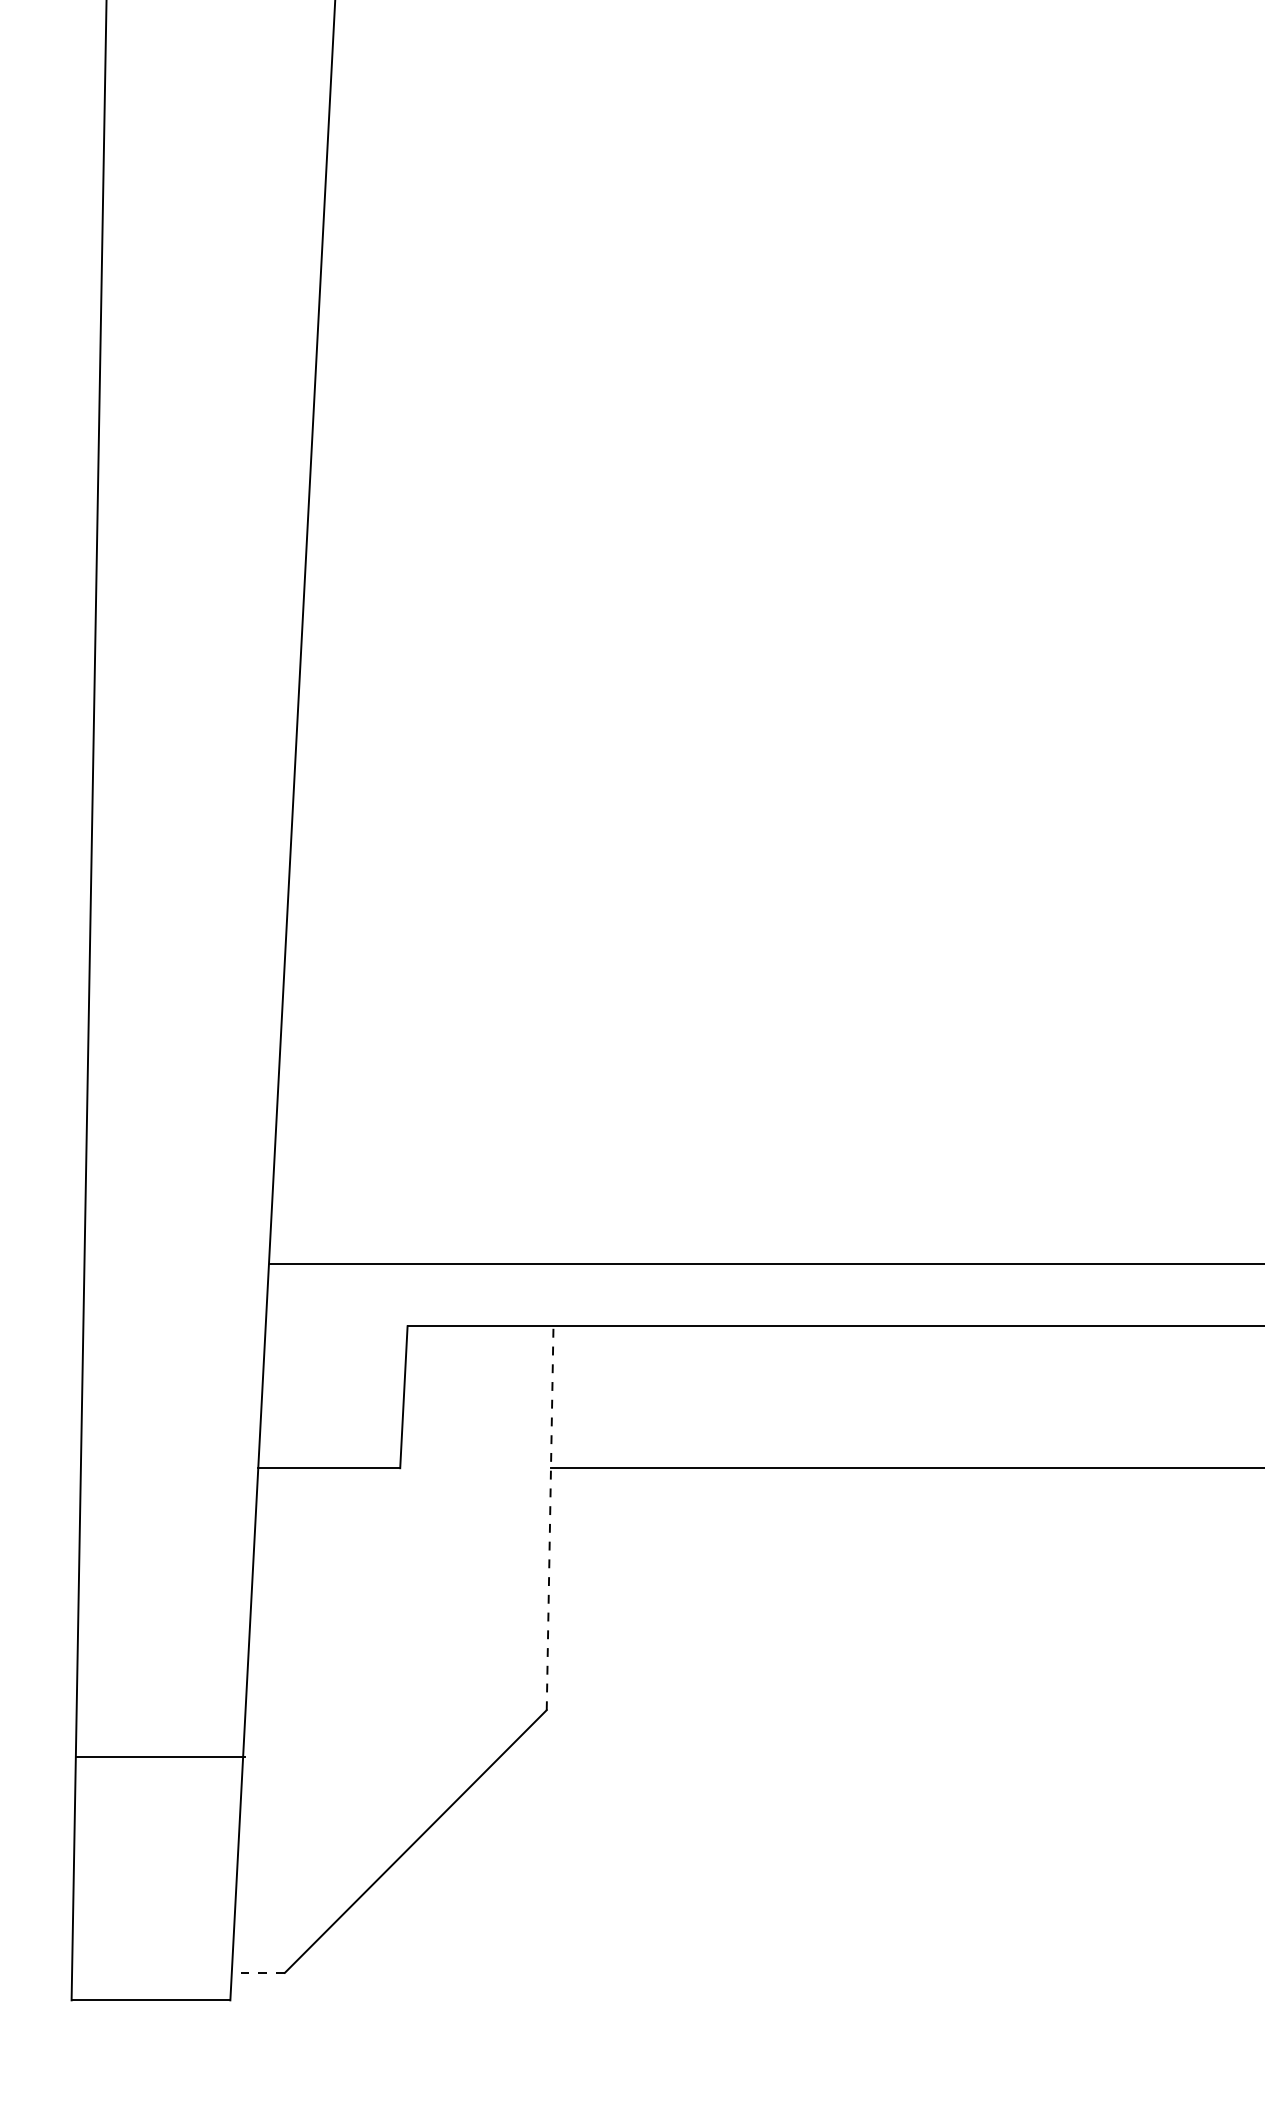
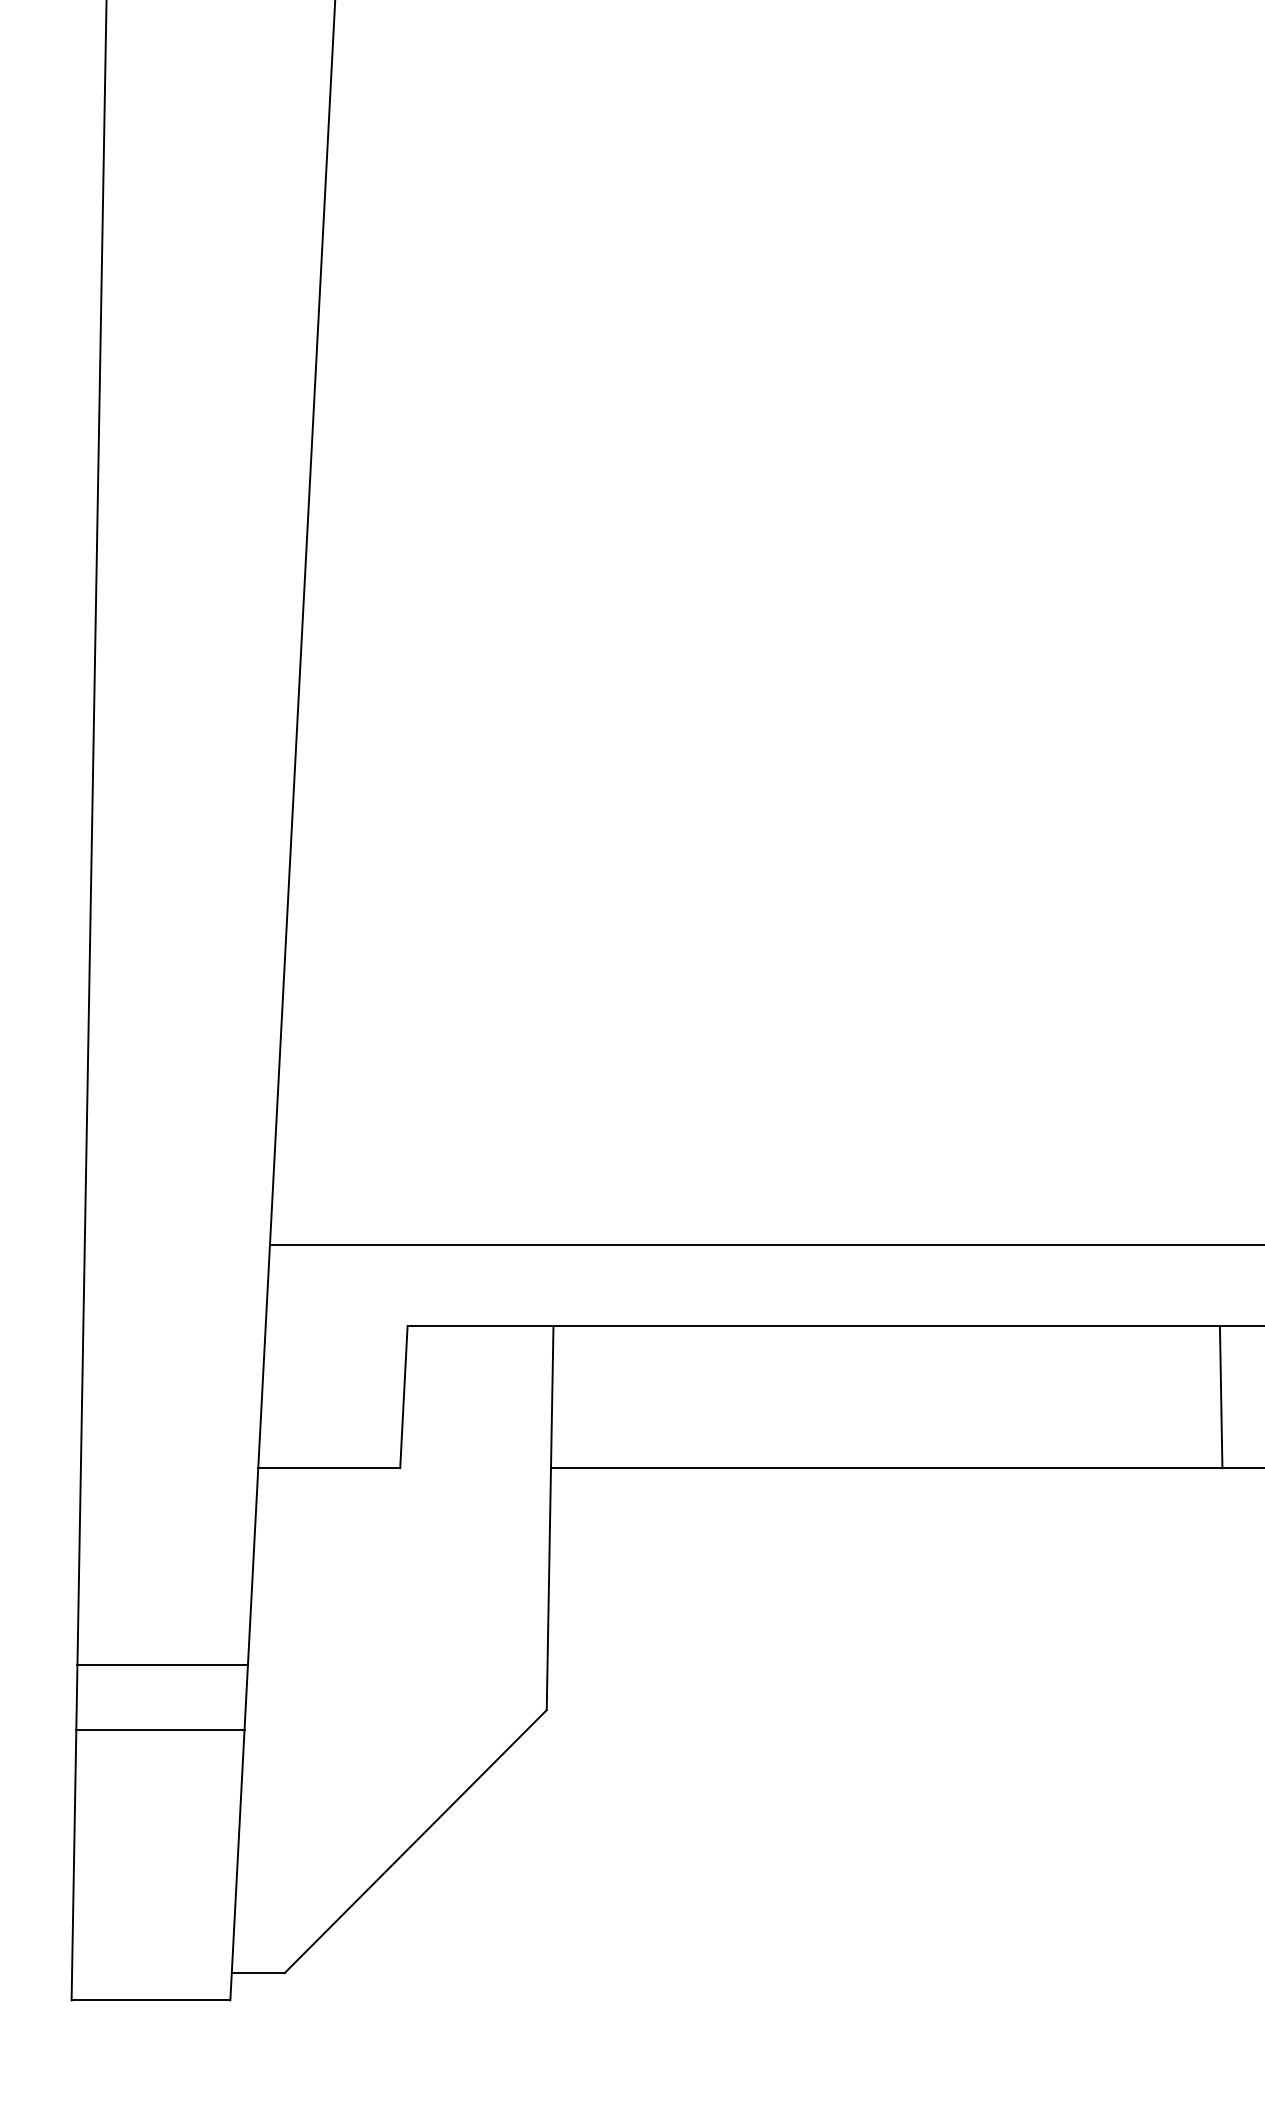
line position: (765, 1264) -> (765, 1245) (765, 1245)
line: none -> present (1220, 1397)
line: dashed -> solid (550, 1518)
line: none -> present (162, 1664)
line position: (160, 1756) -> (160, 1729) (160, 1729)
line: dashed -> solid (258, 1972)
